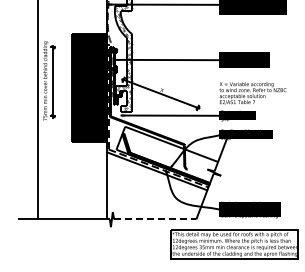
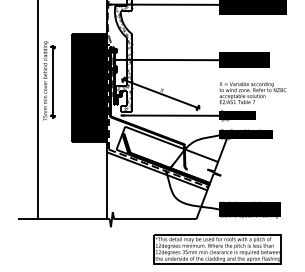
line: dashed -> solid (155, 219)
part position: (234, 244) -> (217, 249) (217, 249)
